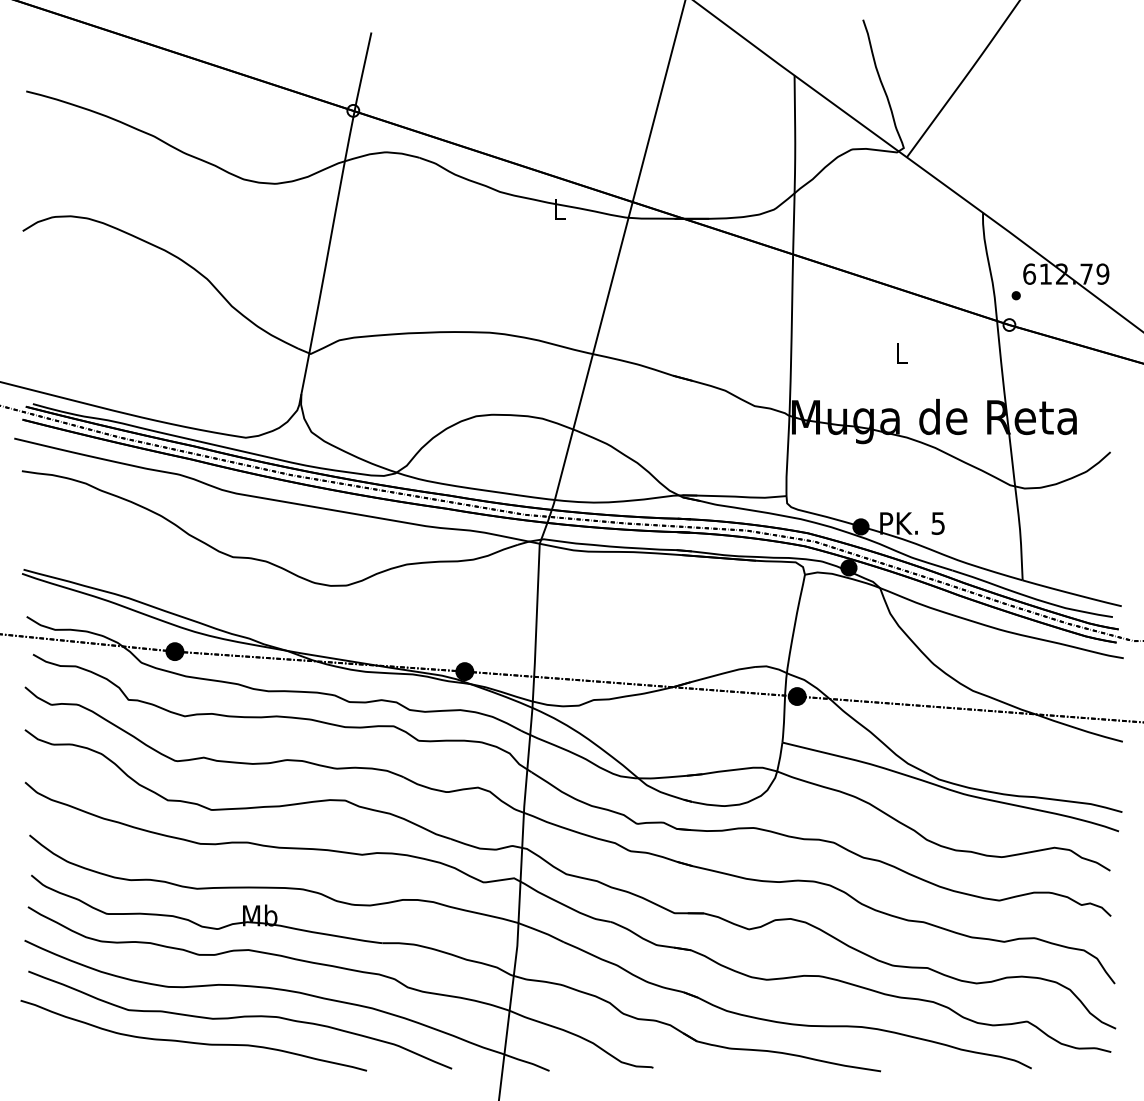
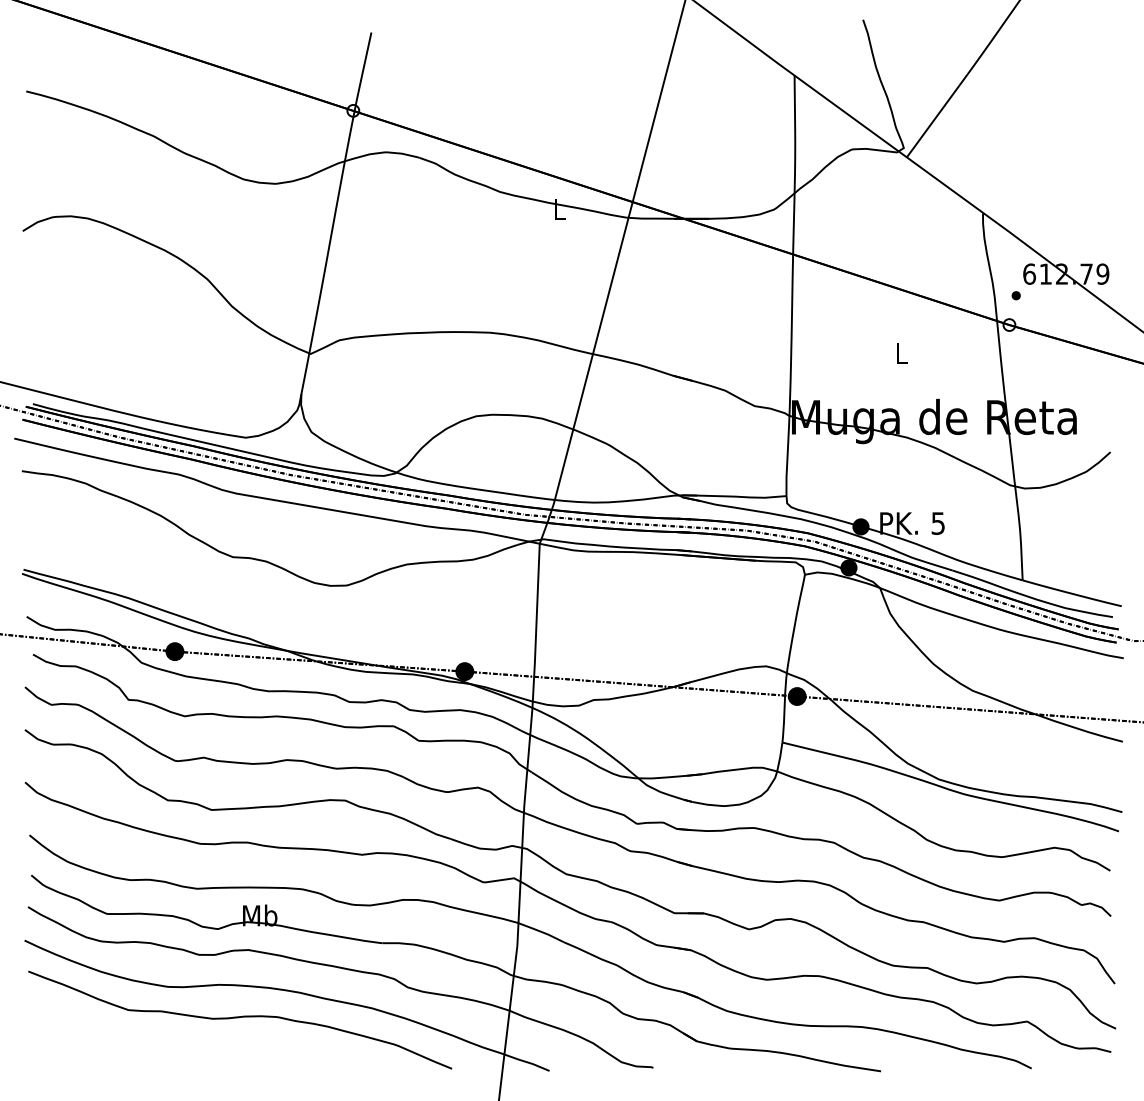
curve: present -> none (192, 1041)
